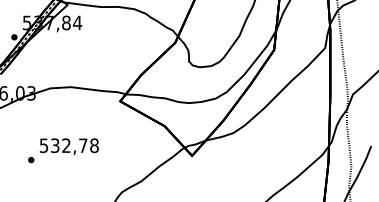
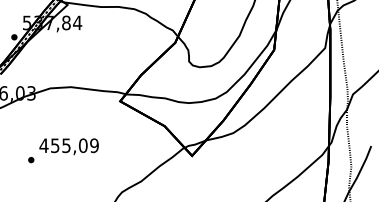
text: 532,78 -> 455,09 (68, 145)
